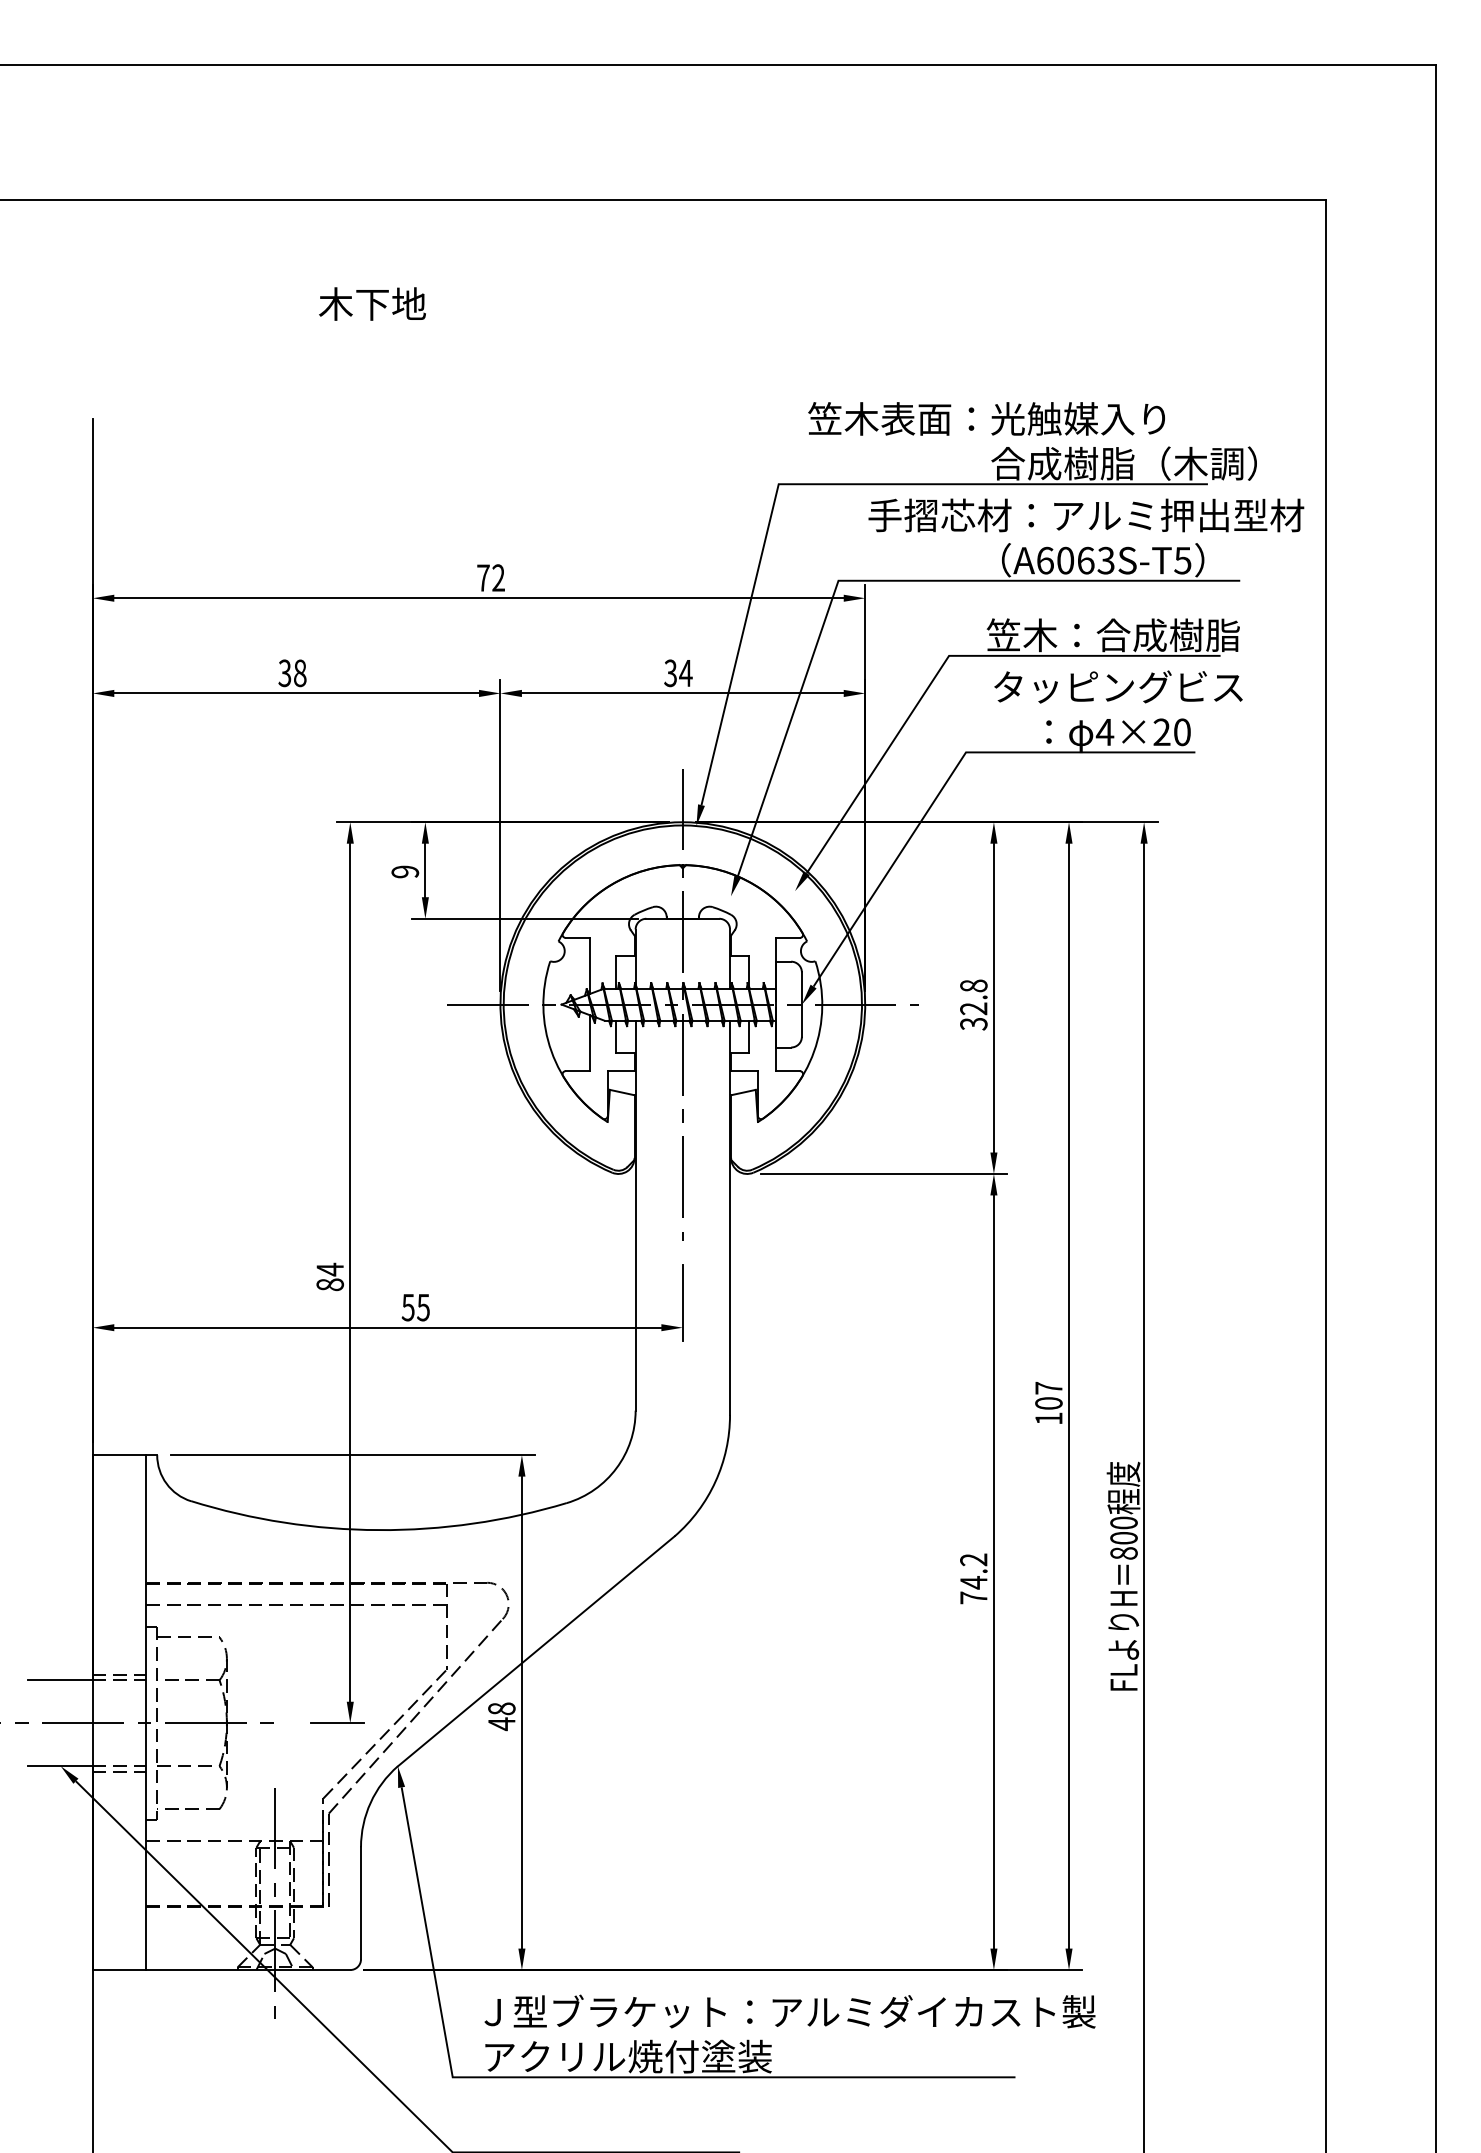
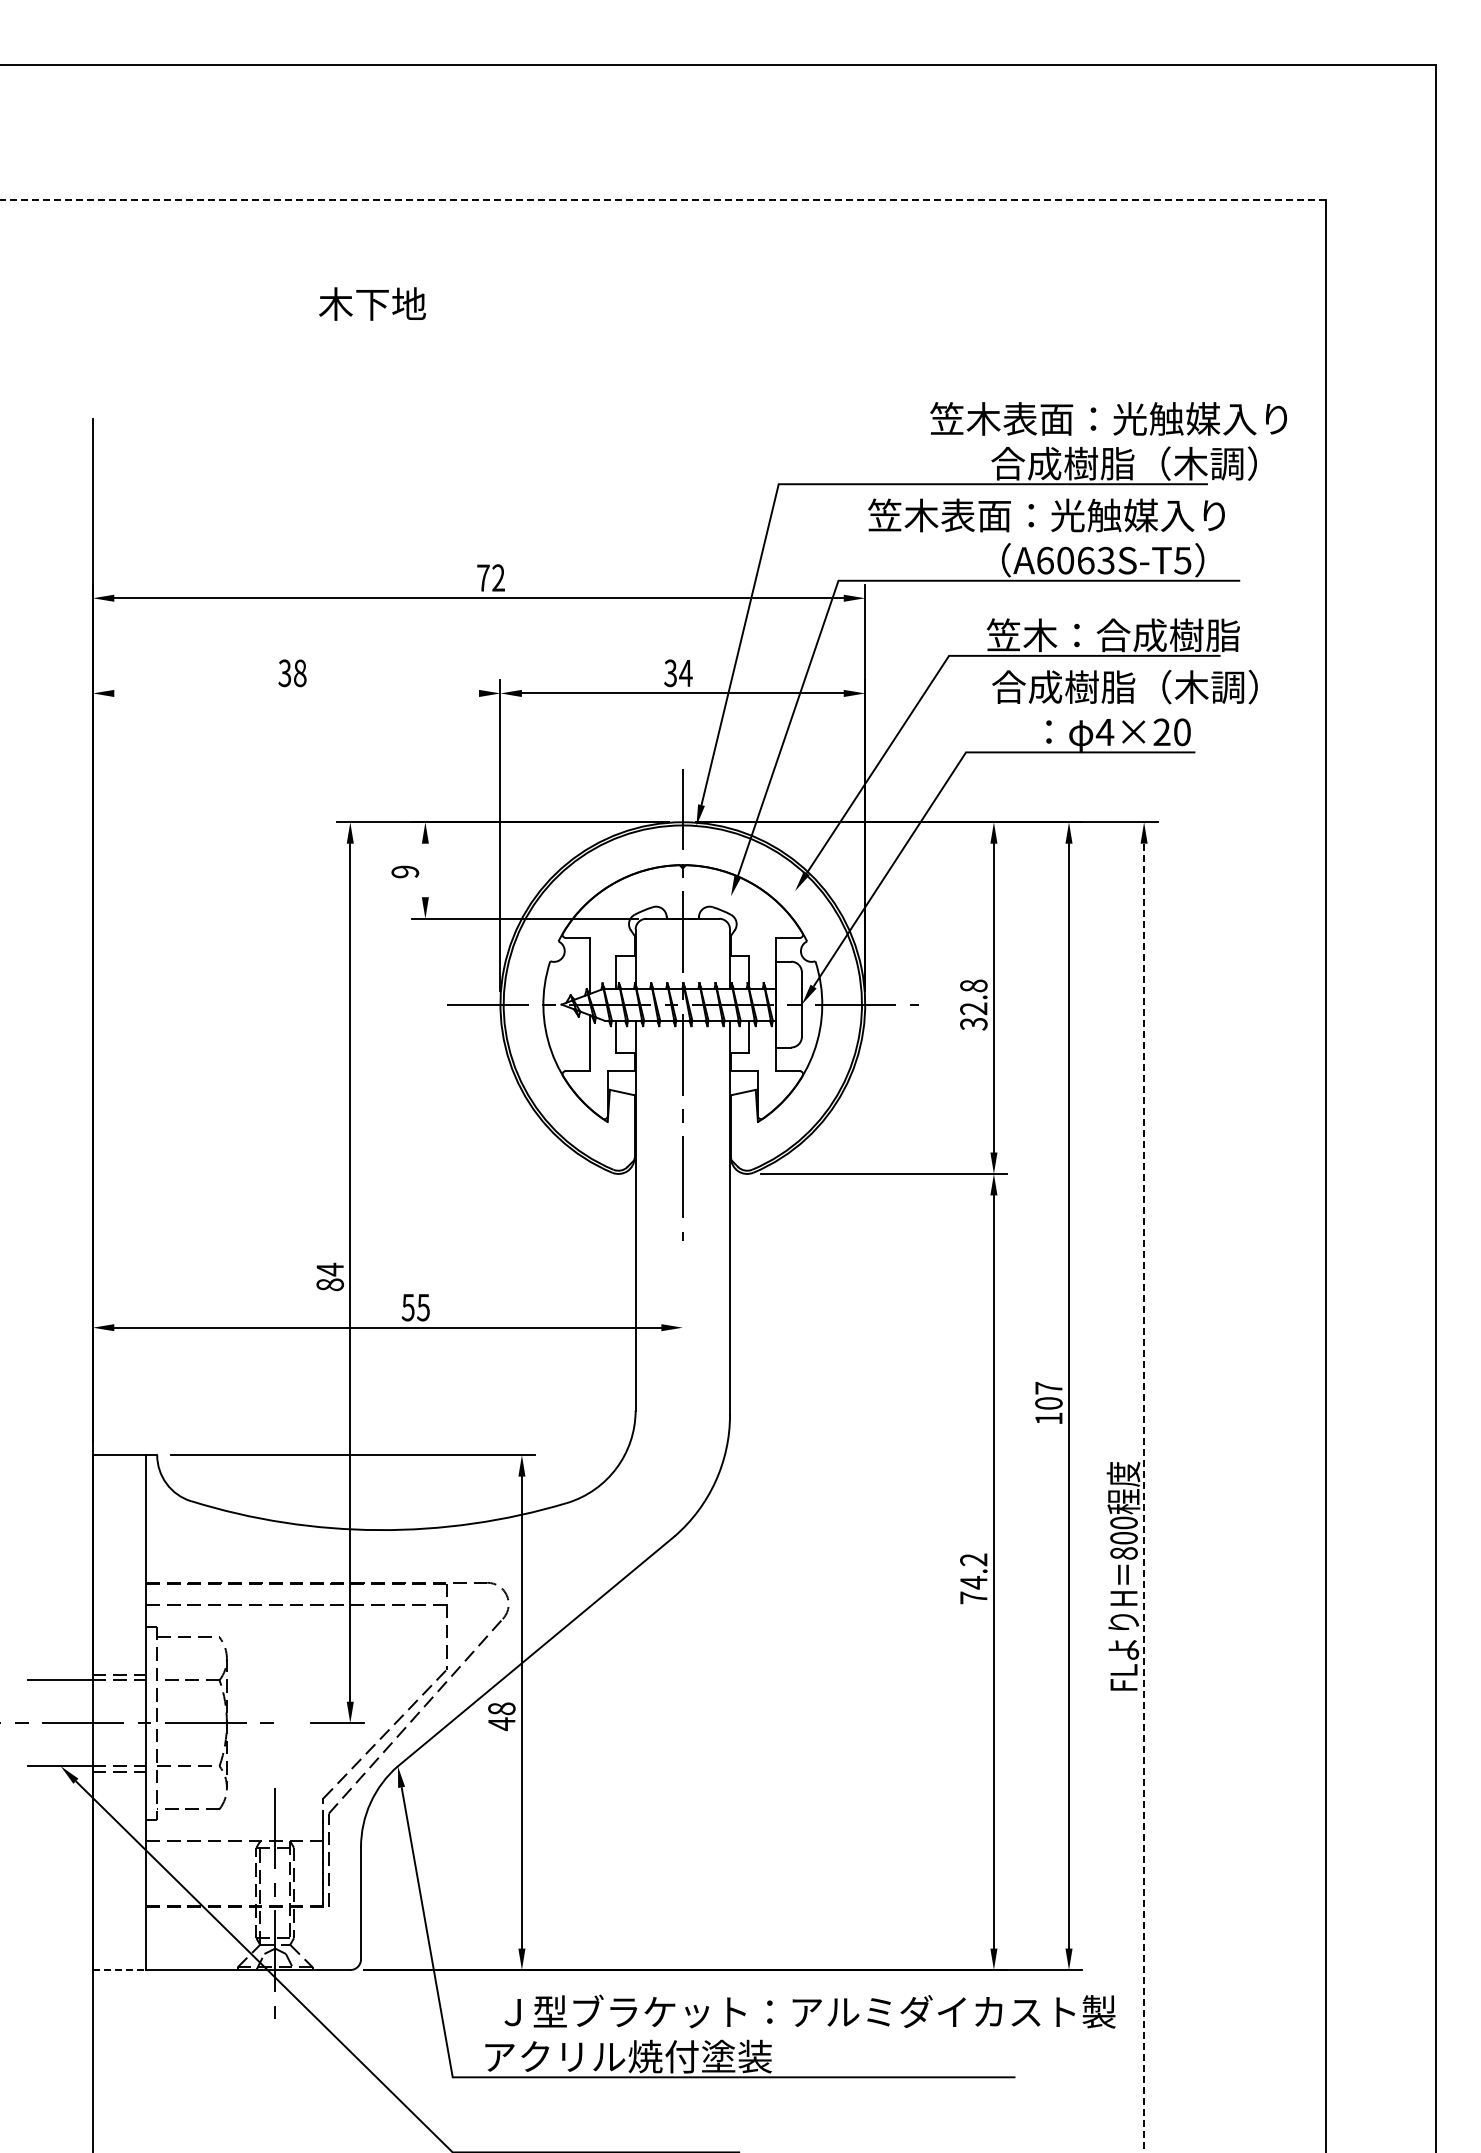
line: solid -> dashed (662, 200)
text position: (986, 418) -> (1108, 418) (1108, 418)
text: 手摺芯材：アルミ押出型材 -> 笠木表面：光触媒入り (1086, 515)
text: タッピングビス -> 合成樹脂（木調） (1124, 686)
line: present -> none (296, 693)
line: present -> none (425, 870)
line: present -> none (682, 1303)
line: solid -> dashed (1144, 1498)
line: solid -> dashed (119, 1970)
text position: (789, 2011) -> (809, 2011) (809, 2011)
